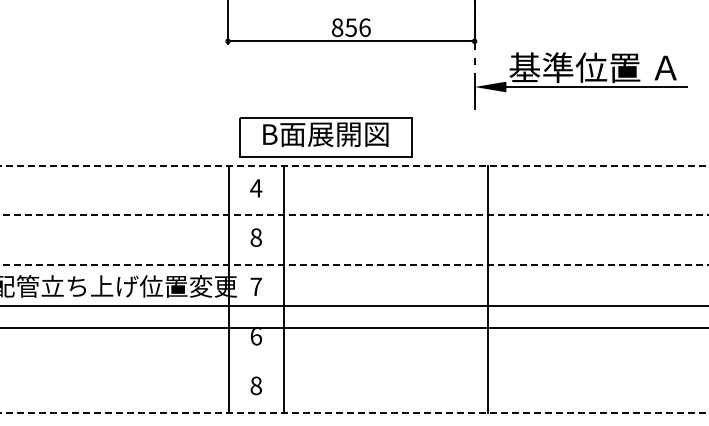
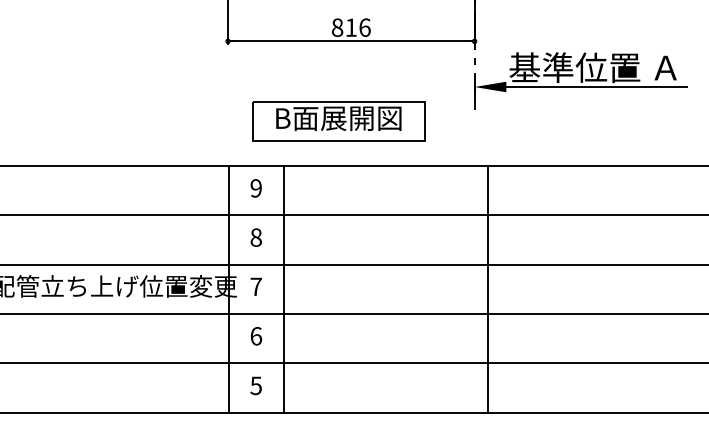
text: 856 -> 816 (350, 27)
part position: (325, 137) -> (338, 121) (338, 121)
line: dashed -> solid (354, 166)
text: 4 -> 9 (256, 188)
line: dashed -> solid (354, 215)
line: dashed -> solid (354, 264)
line position: (353, 305) -> (353, 313) (353, 313)
line position: (353, 328) -> (353, 363) (353, 363)
text: 8 -> 5 (255, 385)
line: dashed -> solid (354, 412)
